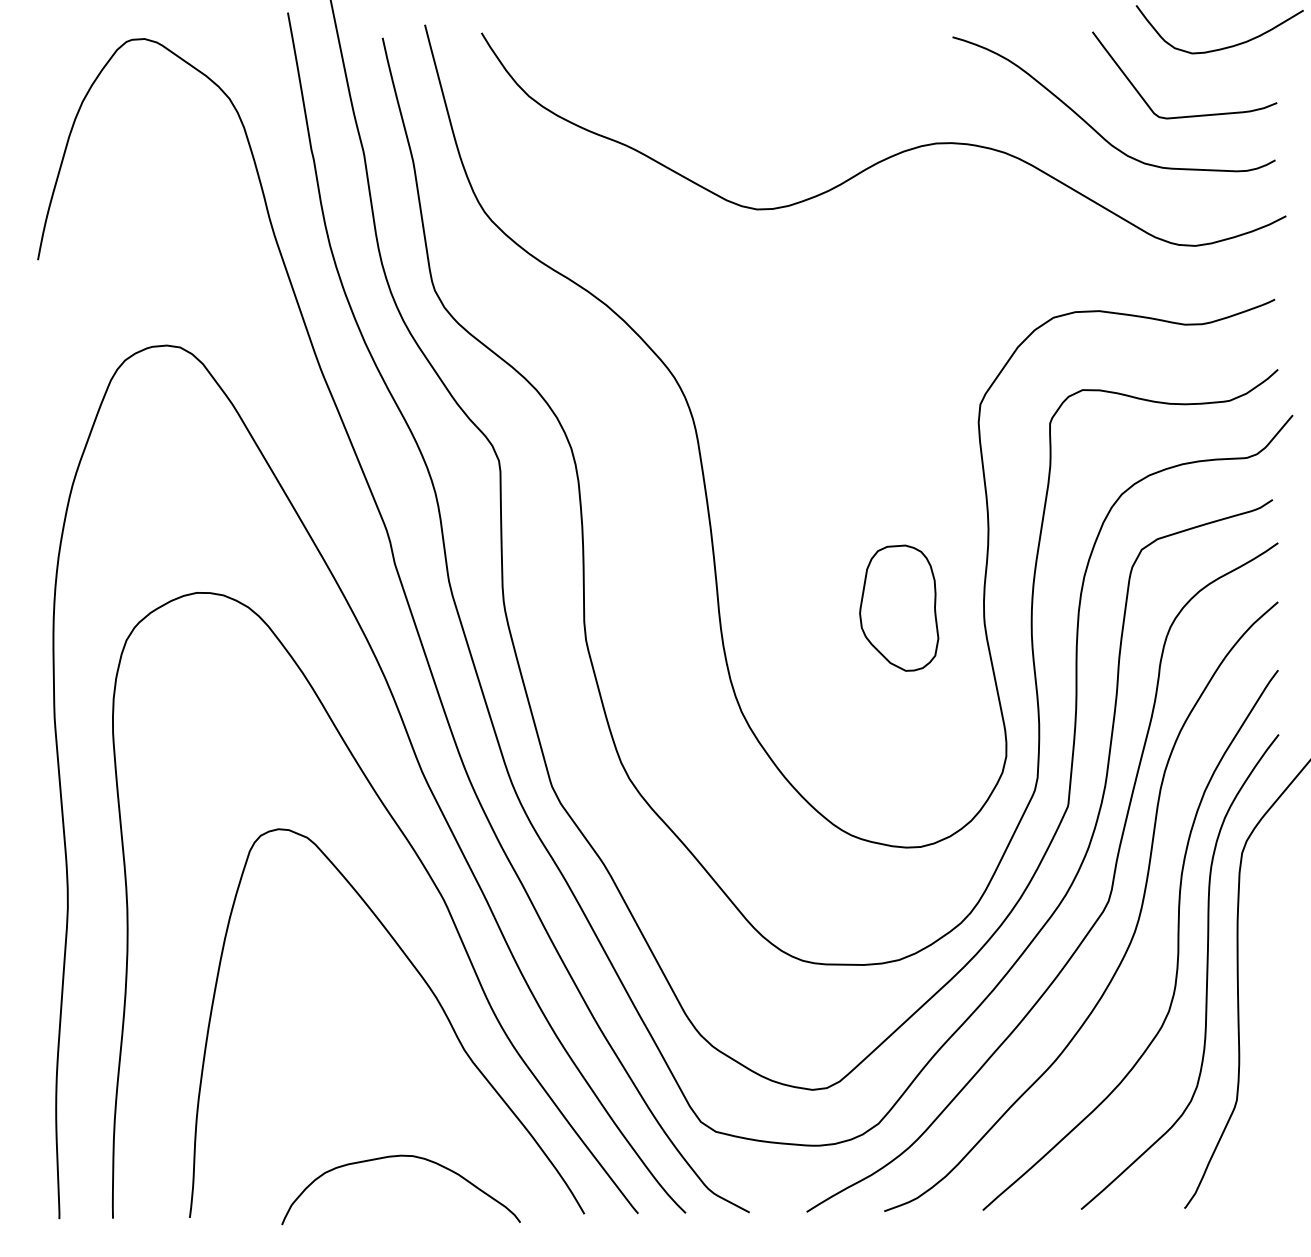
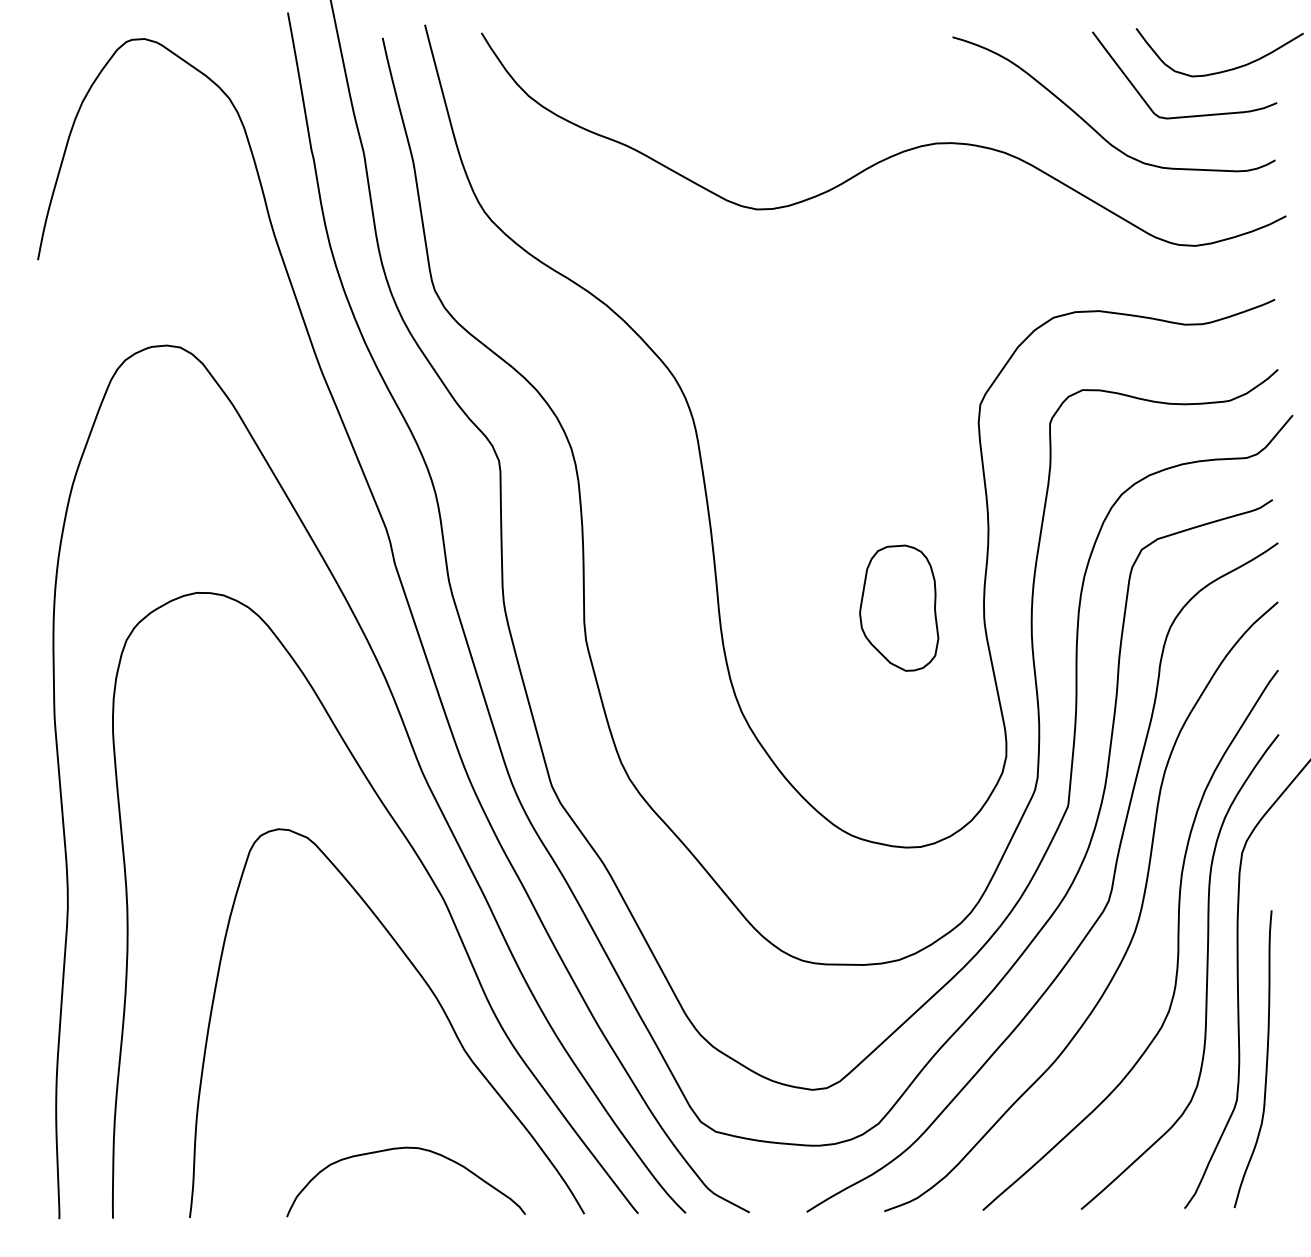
curve position: (1223, 47) -> (1223, 70) (1223, 70)
curve: none -> present (1266, 1059)
curve position: (394, 1157) -> (399, 1149) (399, 1149)
